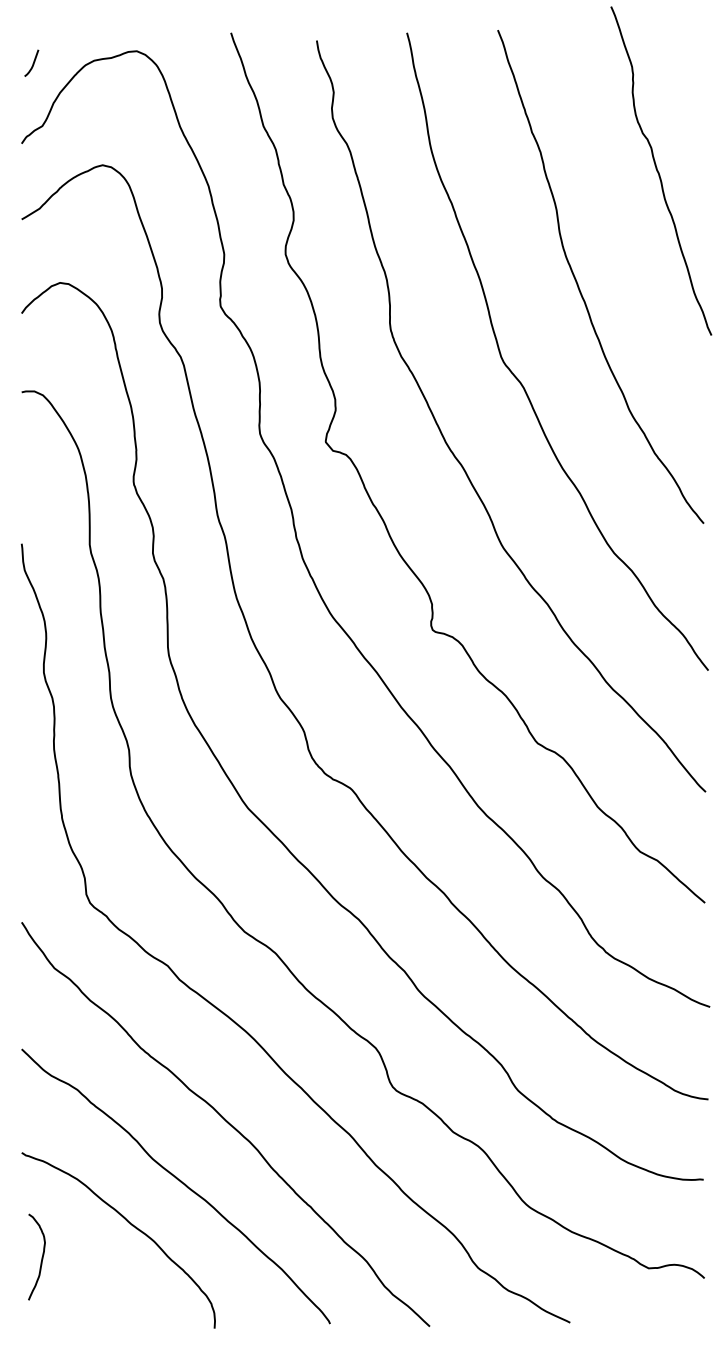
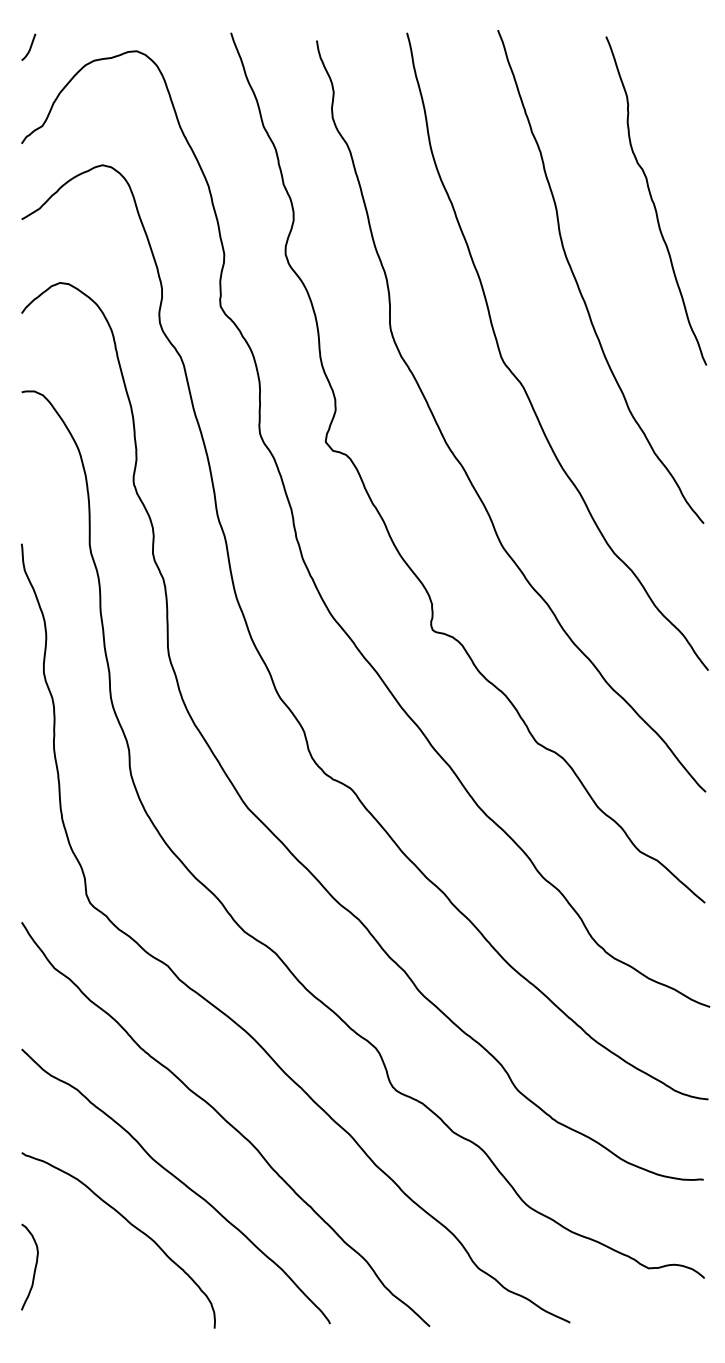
curve position: (32, 63) -> (29, 47) (29, 47)
curve position: (659, 172) -> (654, 202) (654, 202)
curve position: (41, 1257) -> (34, 1267) (34, 1267)
